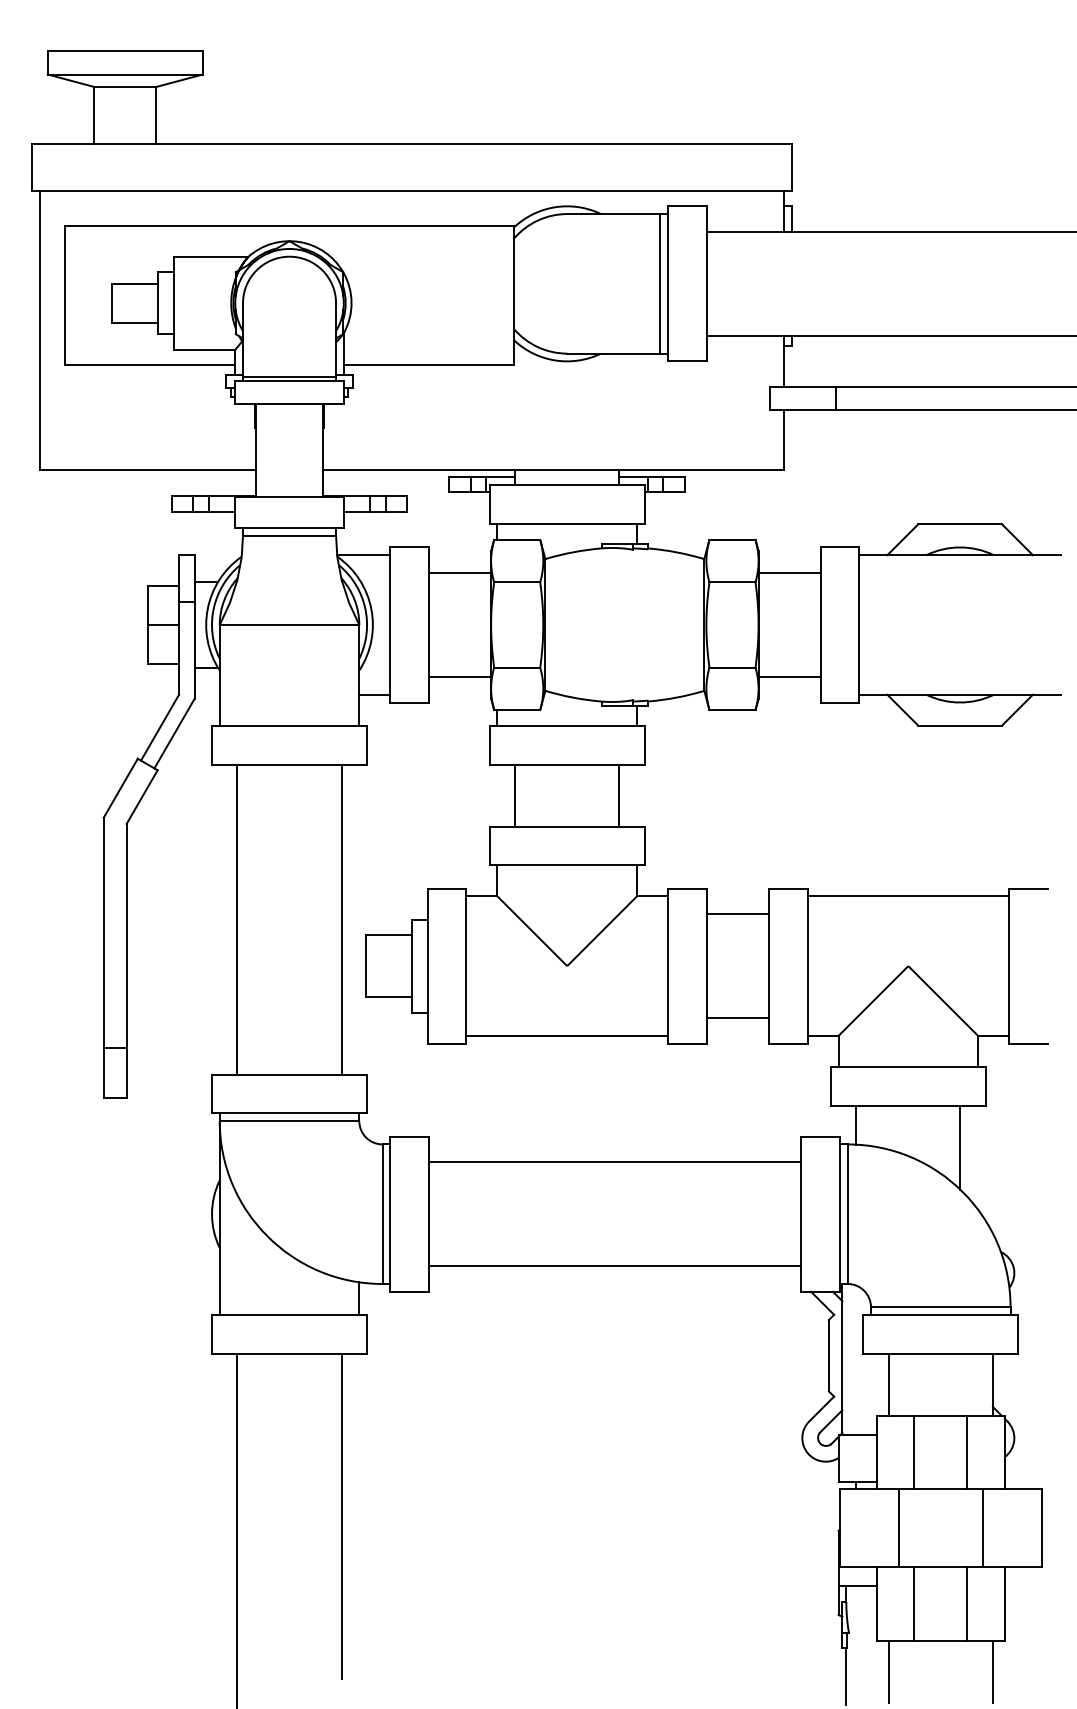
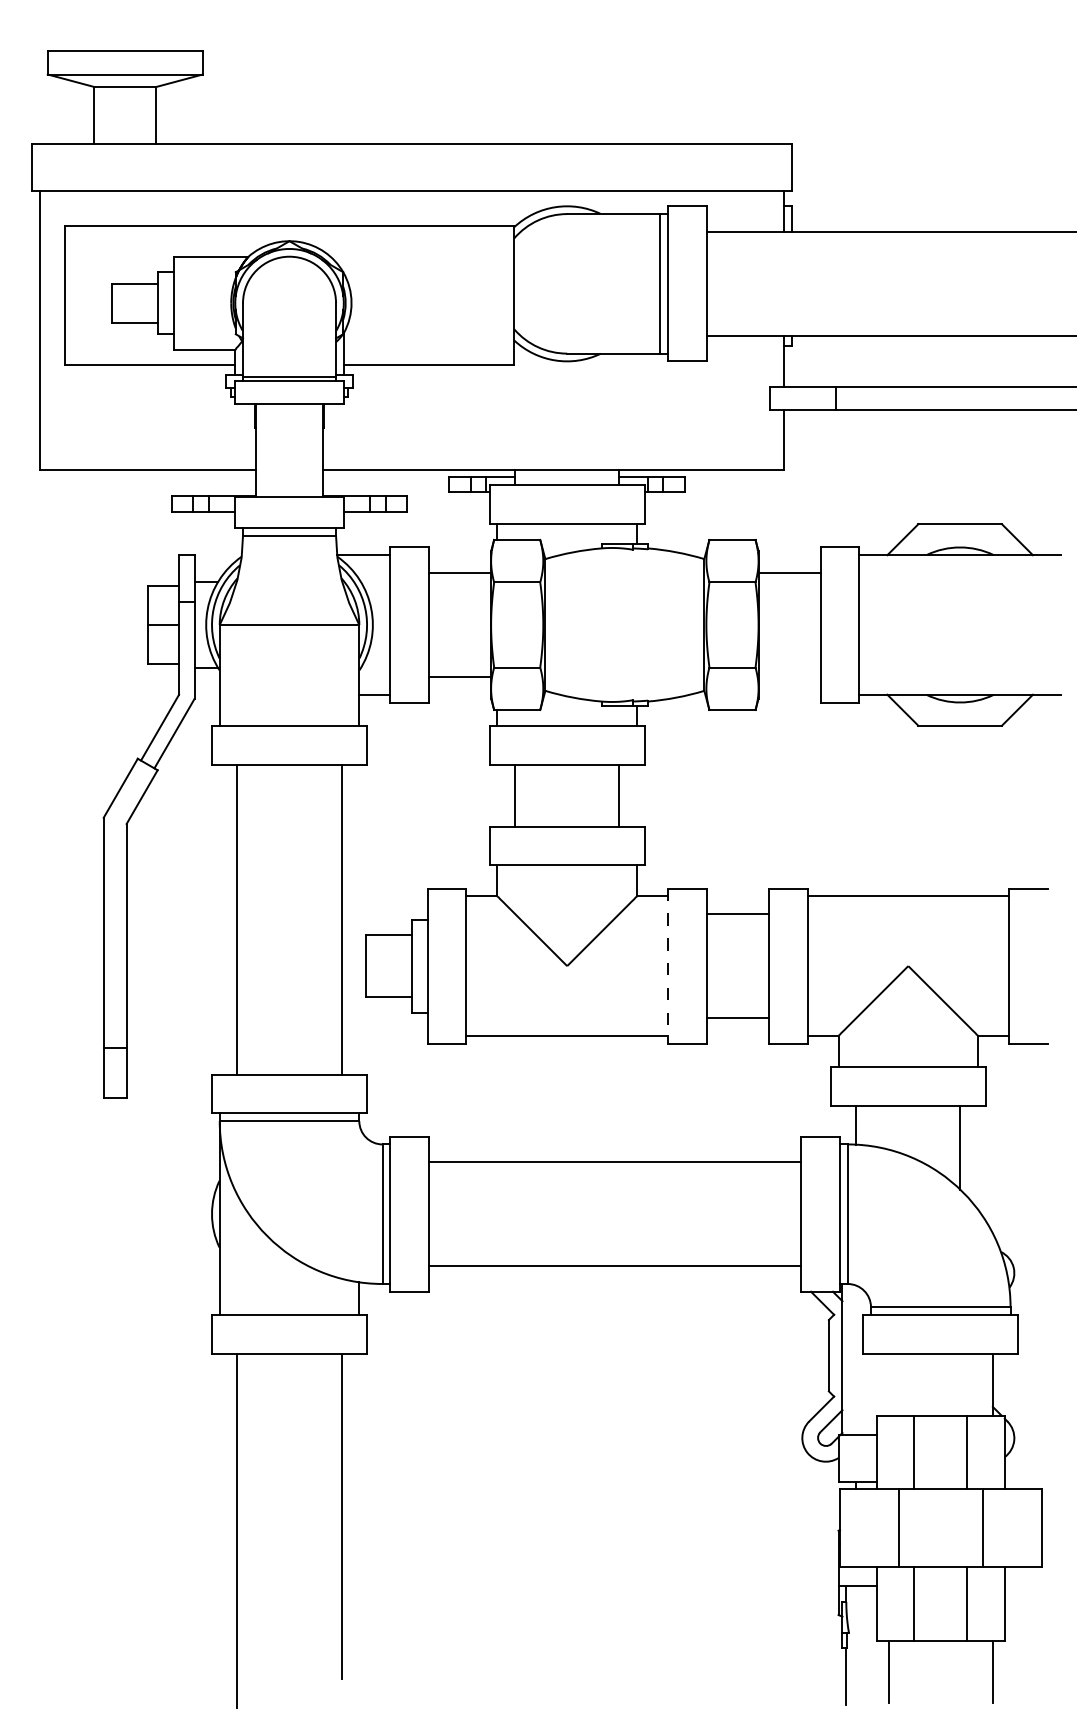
line: present -> none (789, 677)
line: solid -> dashed (668, 966)
line: present -> none (888, 1384)
